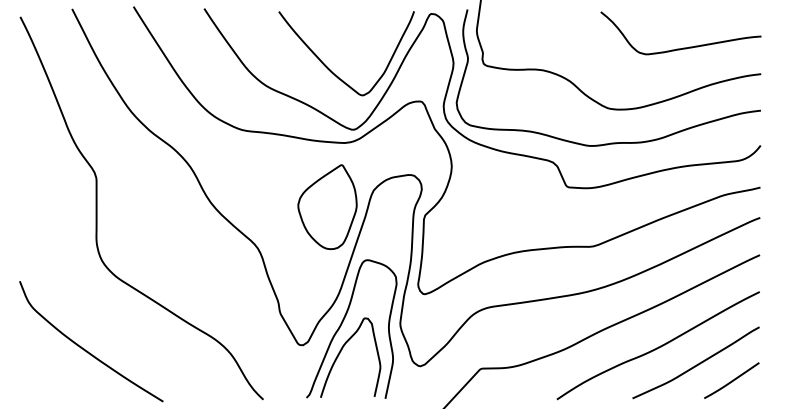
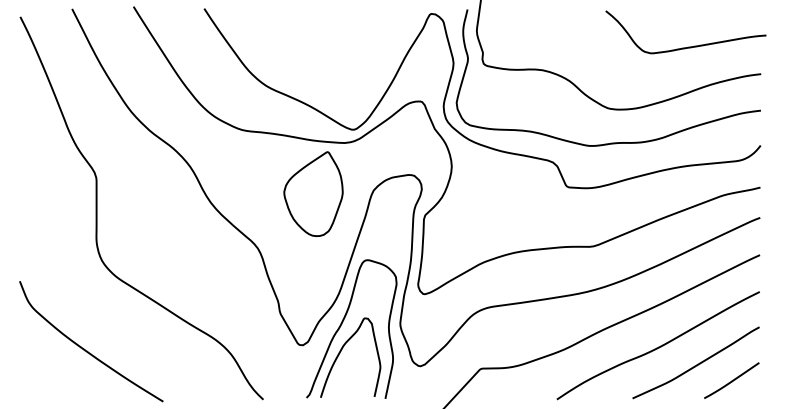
curve position: (683, 47) -> (688, 46) (688, 46)
curve: present -> none (330, 69)
part position: (327, 206) -> (313, 193) (313, 193)
